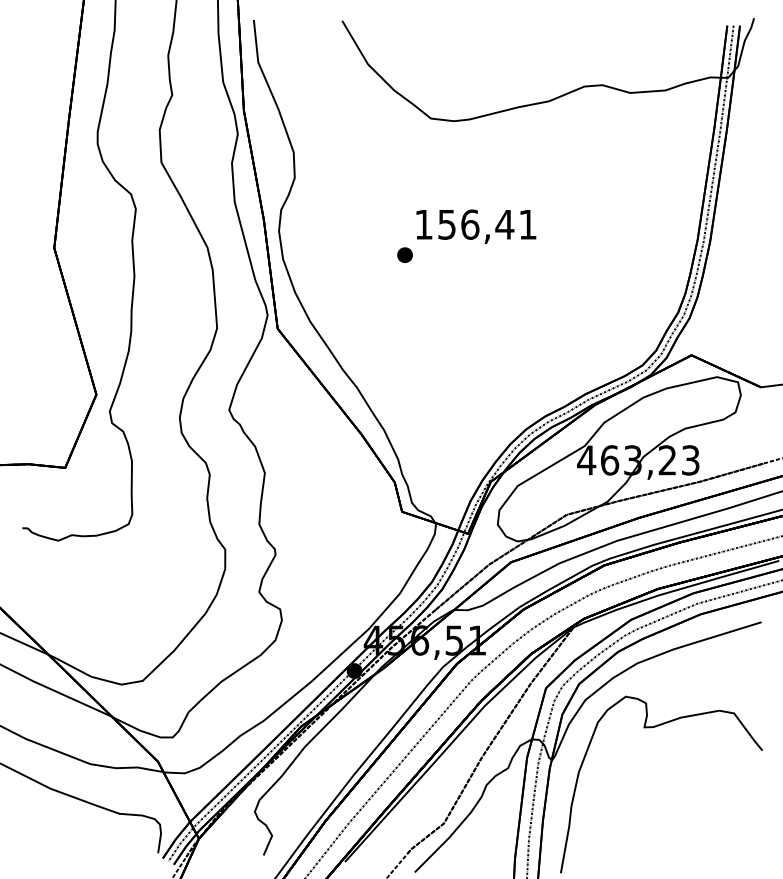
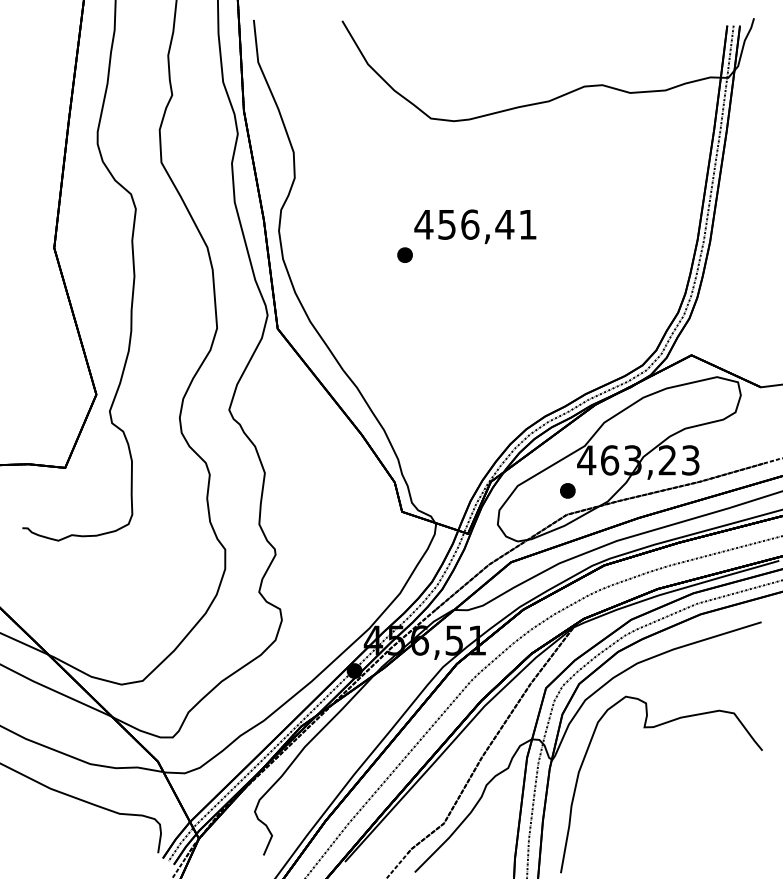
text: 156,41 -> 456,41 (423, 224)
part: none -> present (567, 490)
